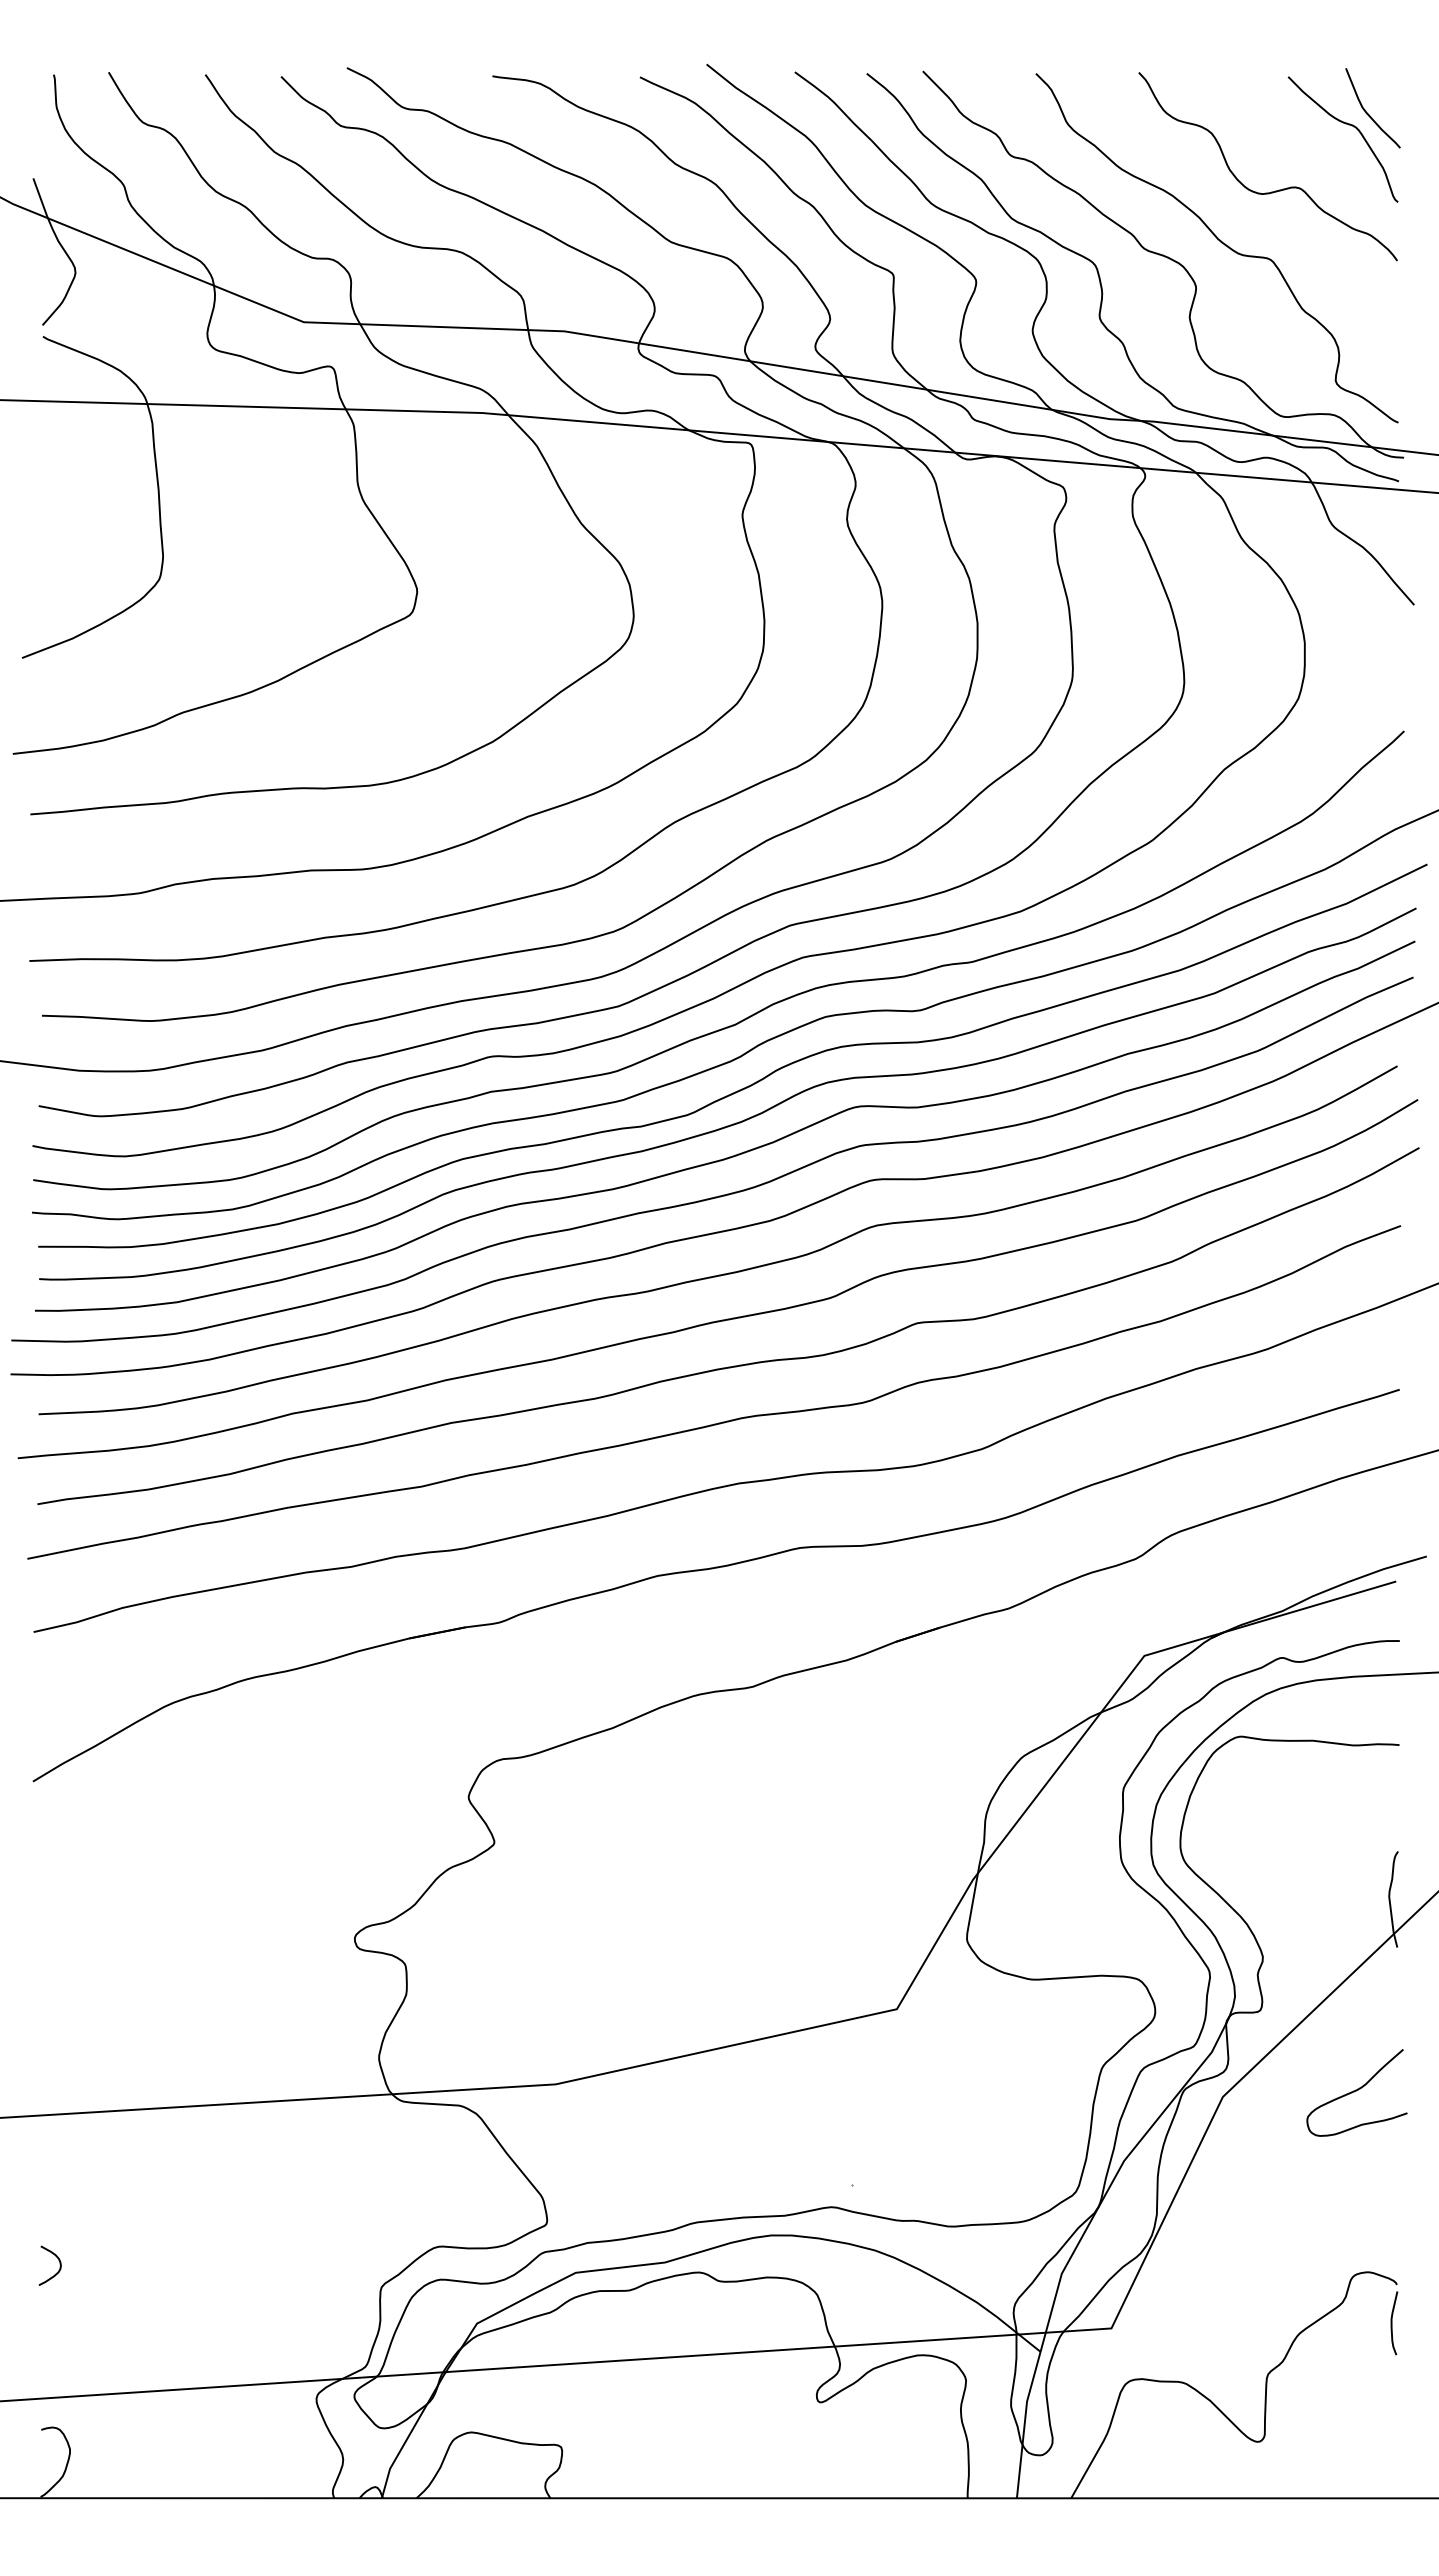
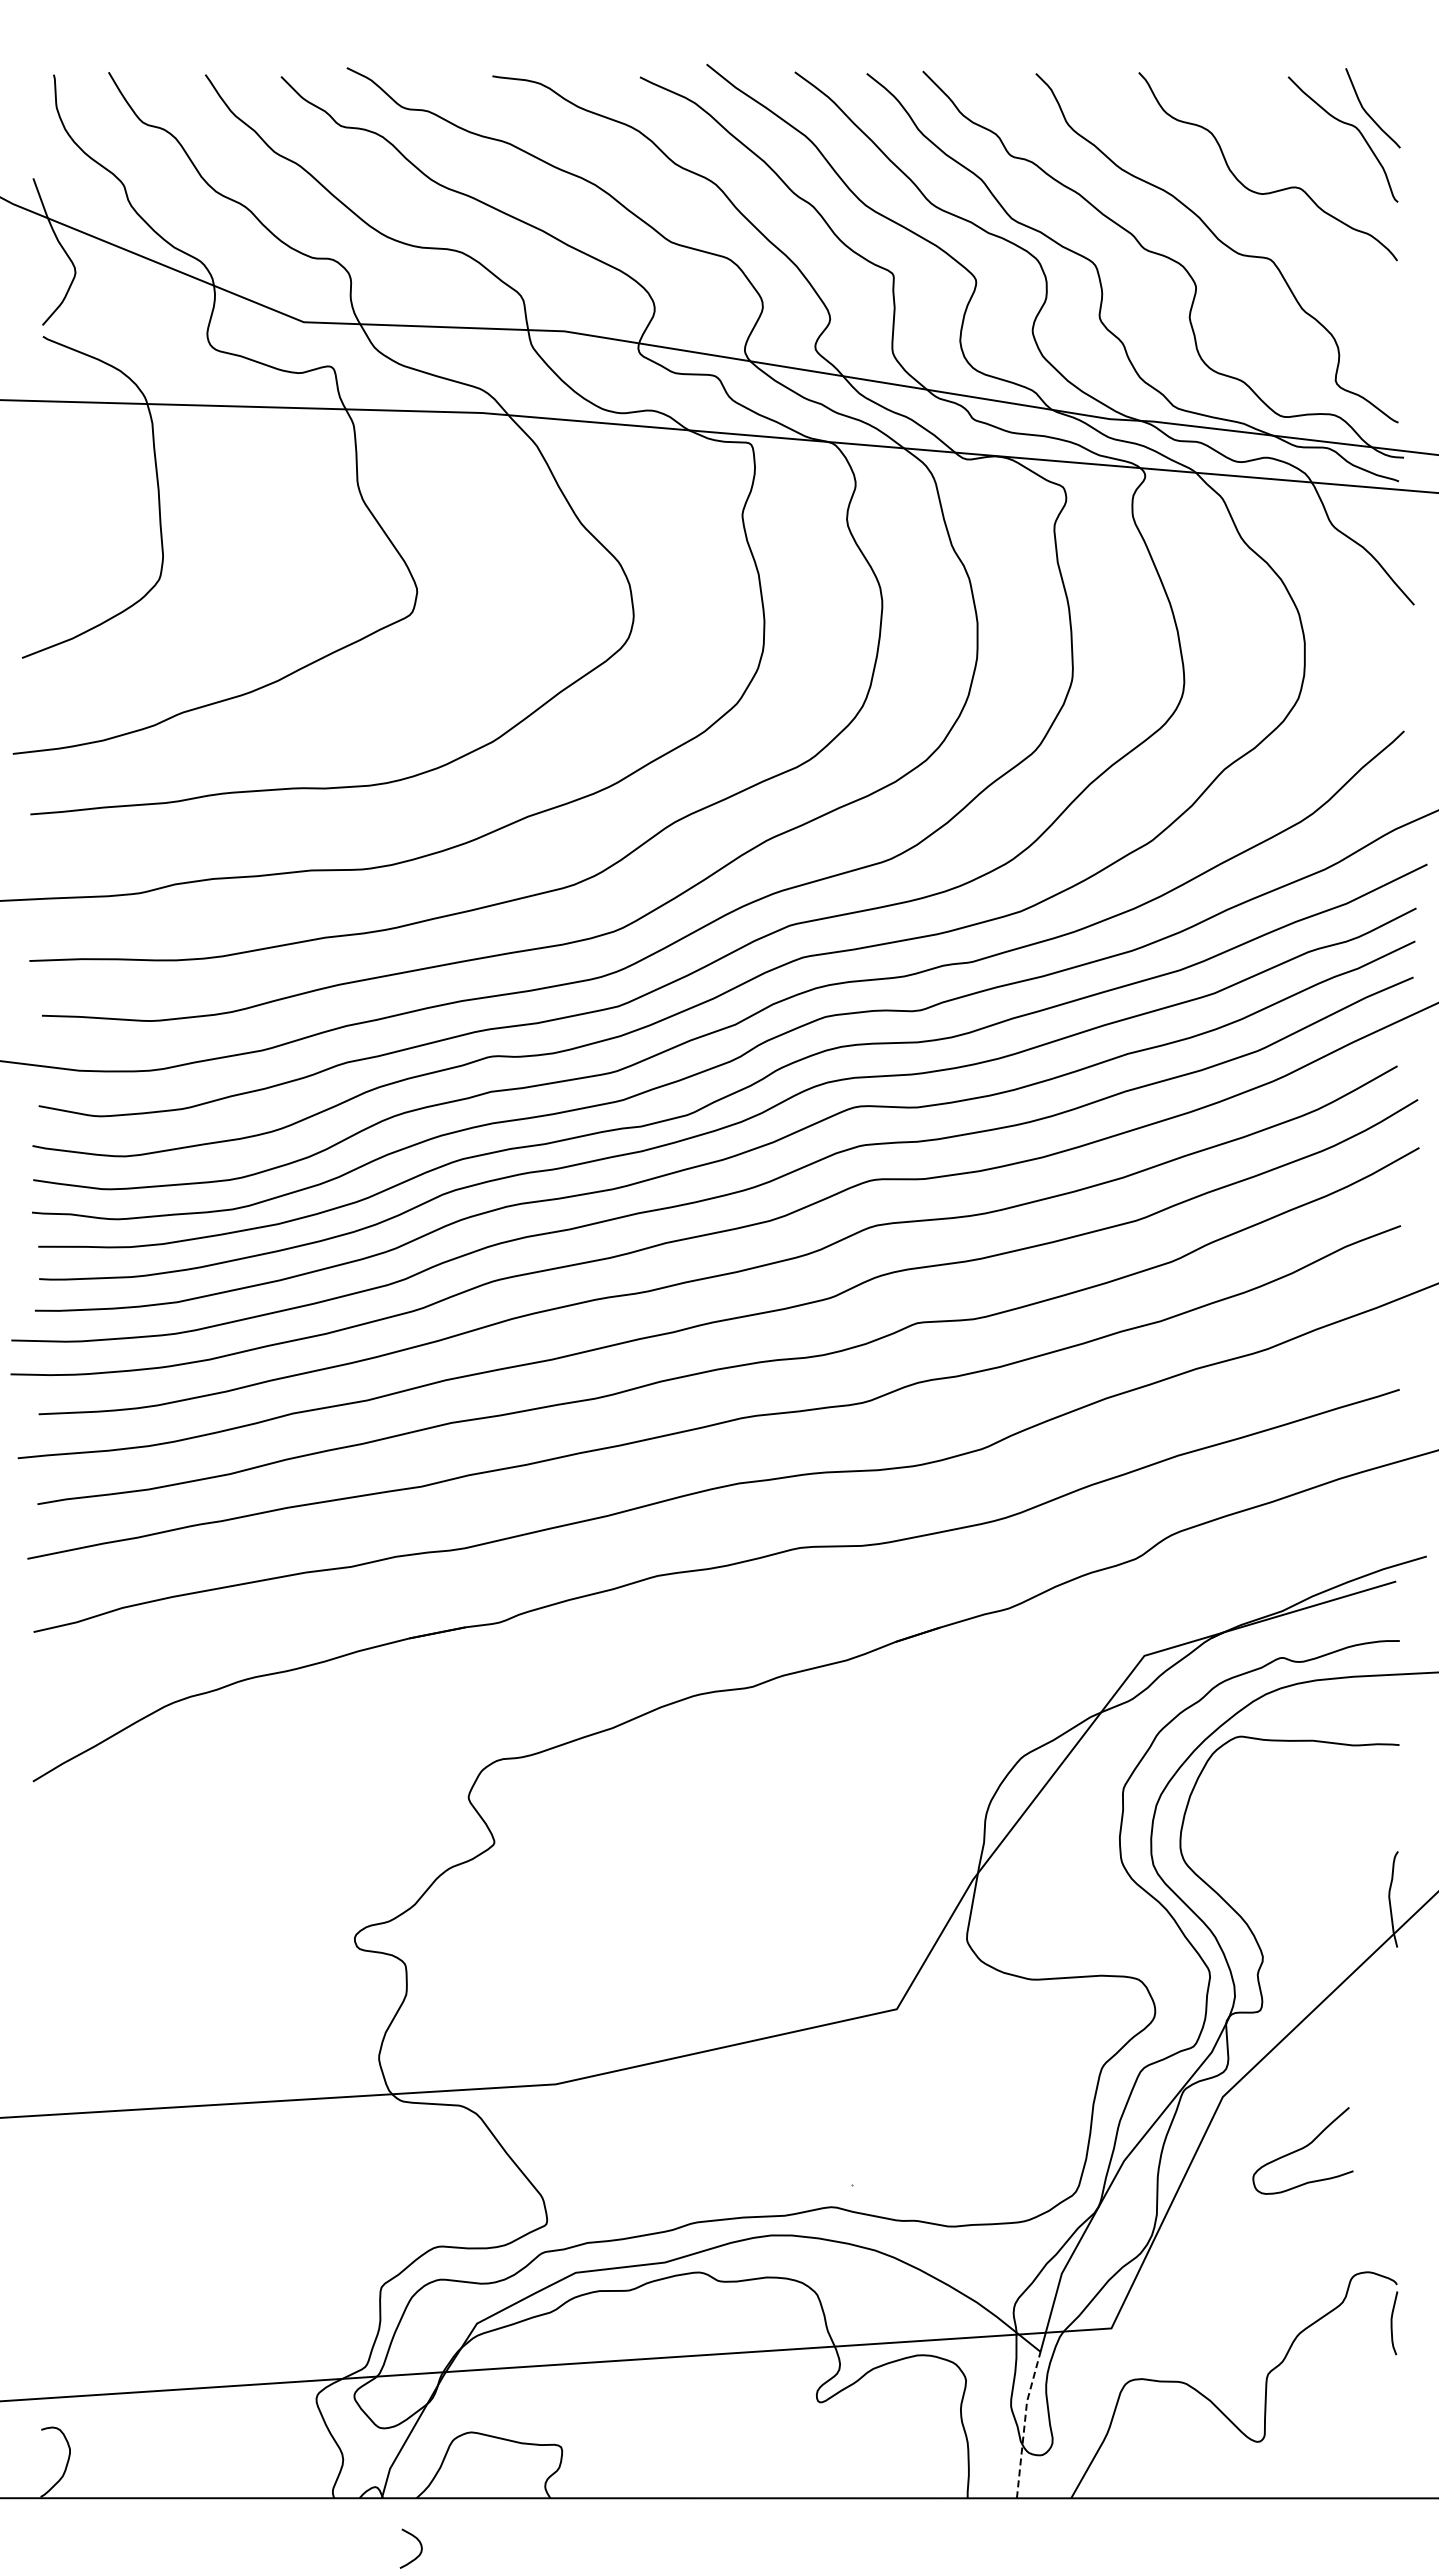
curve position: (1356, 2091) -> (1302, 2149) (1302, 2149)
curve position: (56, 2272) -> (417, 2555) (417, 2555)
line: solid -> dashed (1024, 2423)
